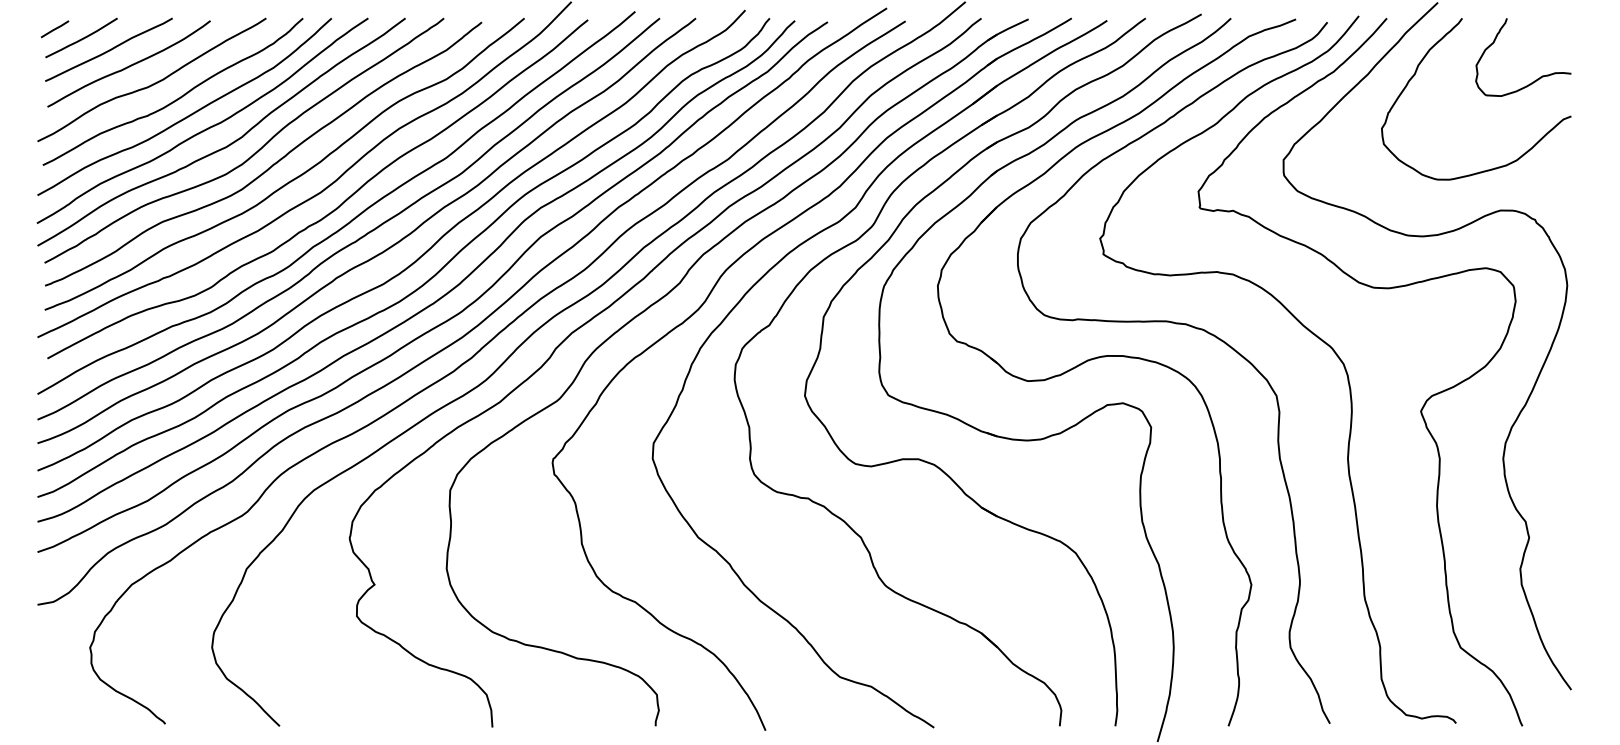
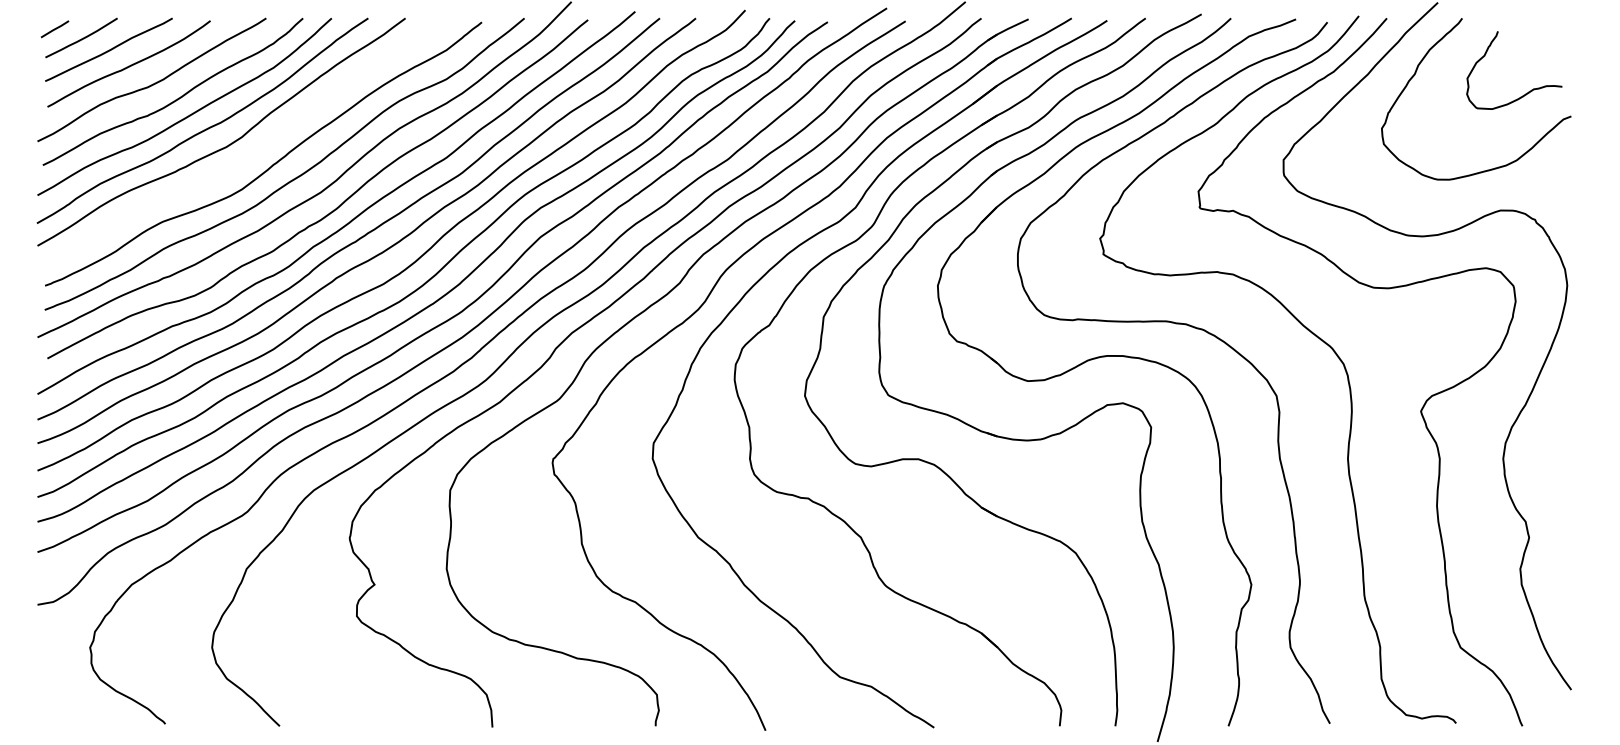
curve position: (1537, 78) -> (1528, 91) (1528, 91)
curve: present -> none (253, 153)
